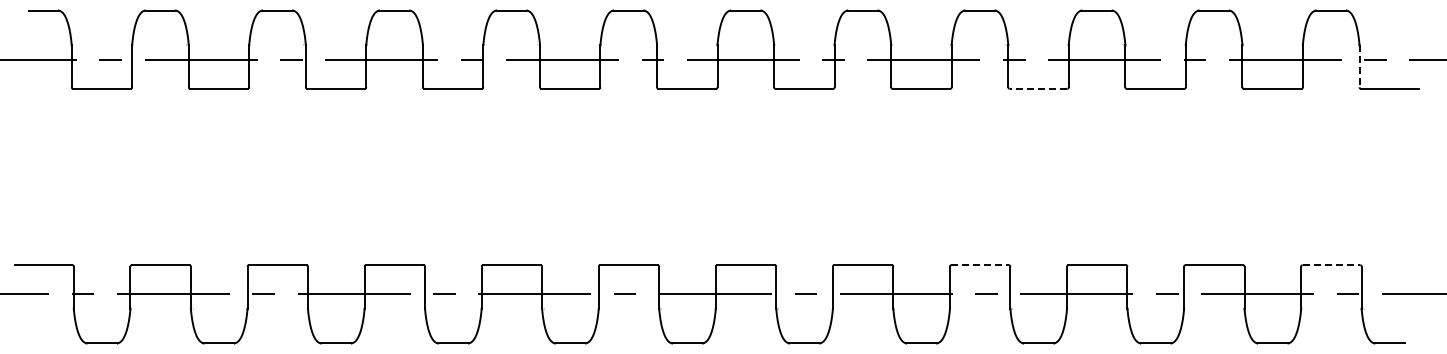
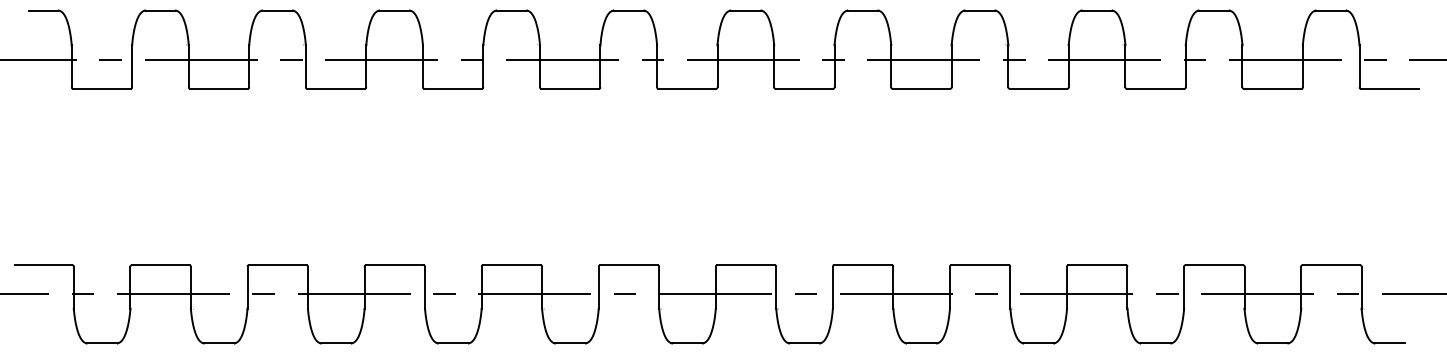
line: dashed -> solid (1359, 66)
line: dashed -> solid (1038, 88)
line: dashed -> solid (980, 265)
line: dashed -> solid (1331, 265)
